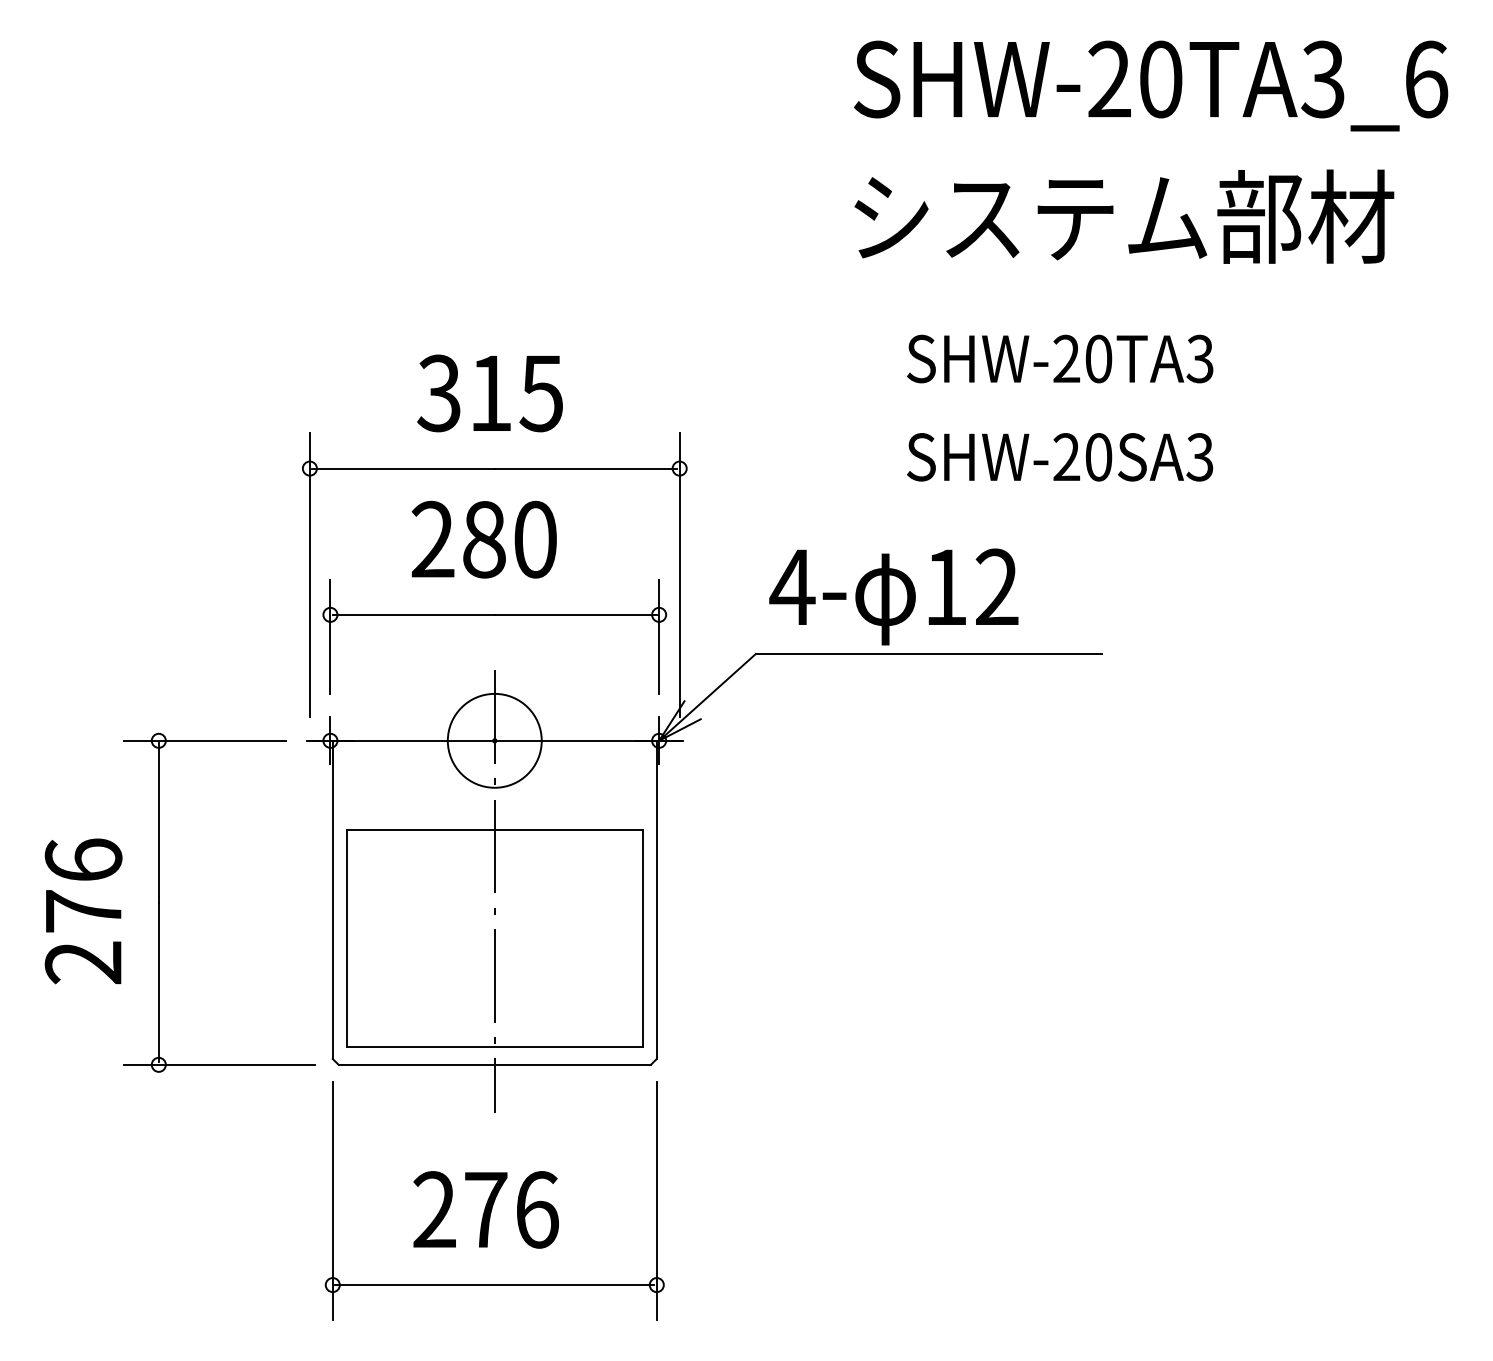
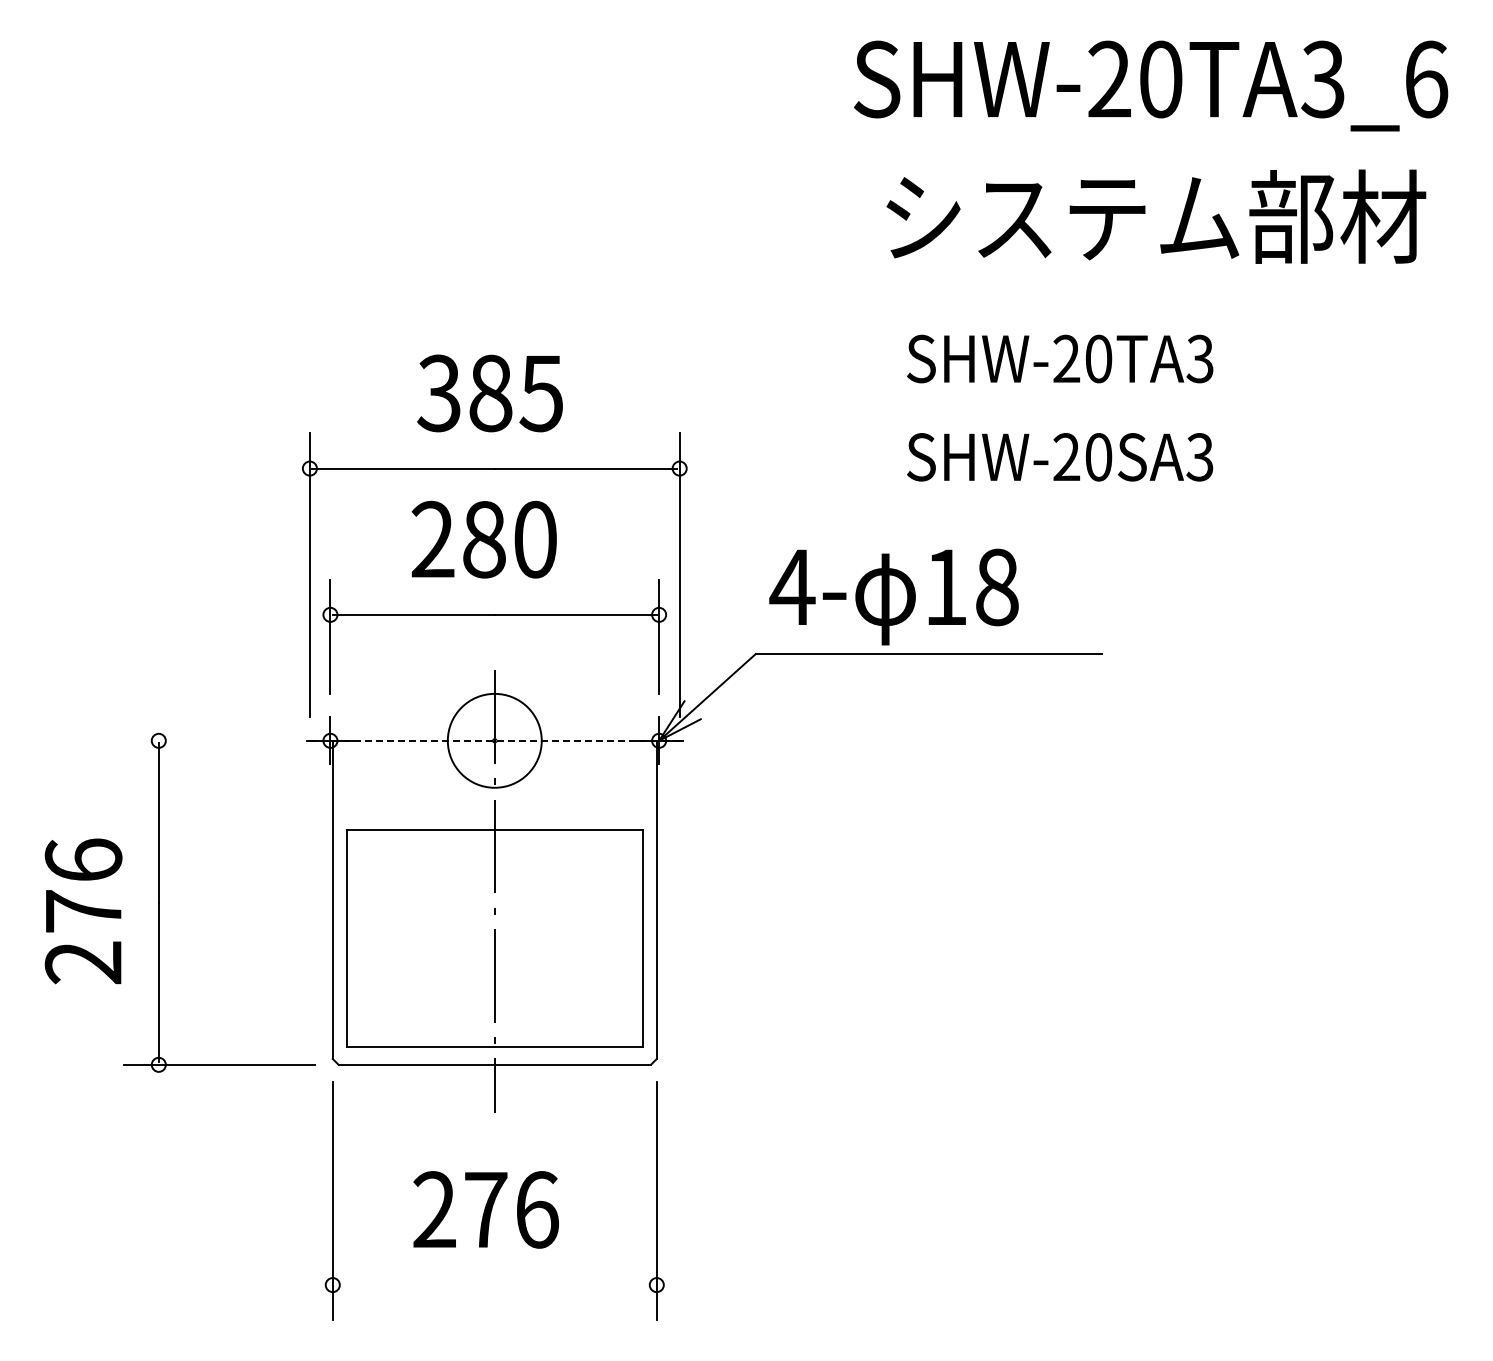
text position: (1124, 216) -> (1156, 216) (1156, 216)
text: 315 -> 385 (490, 393)
text: 12 -> 18 (996, 587)
line: present -> none (204, 740)
line: solid -> dashed (494, 740)
line: present -> none (494, 1285)
